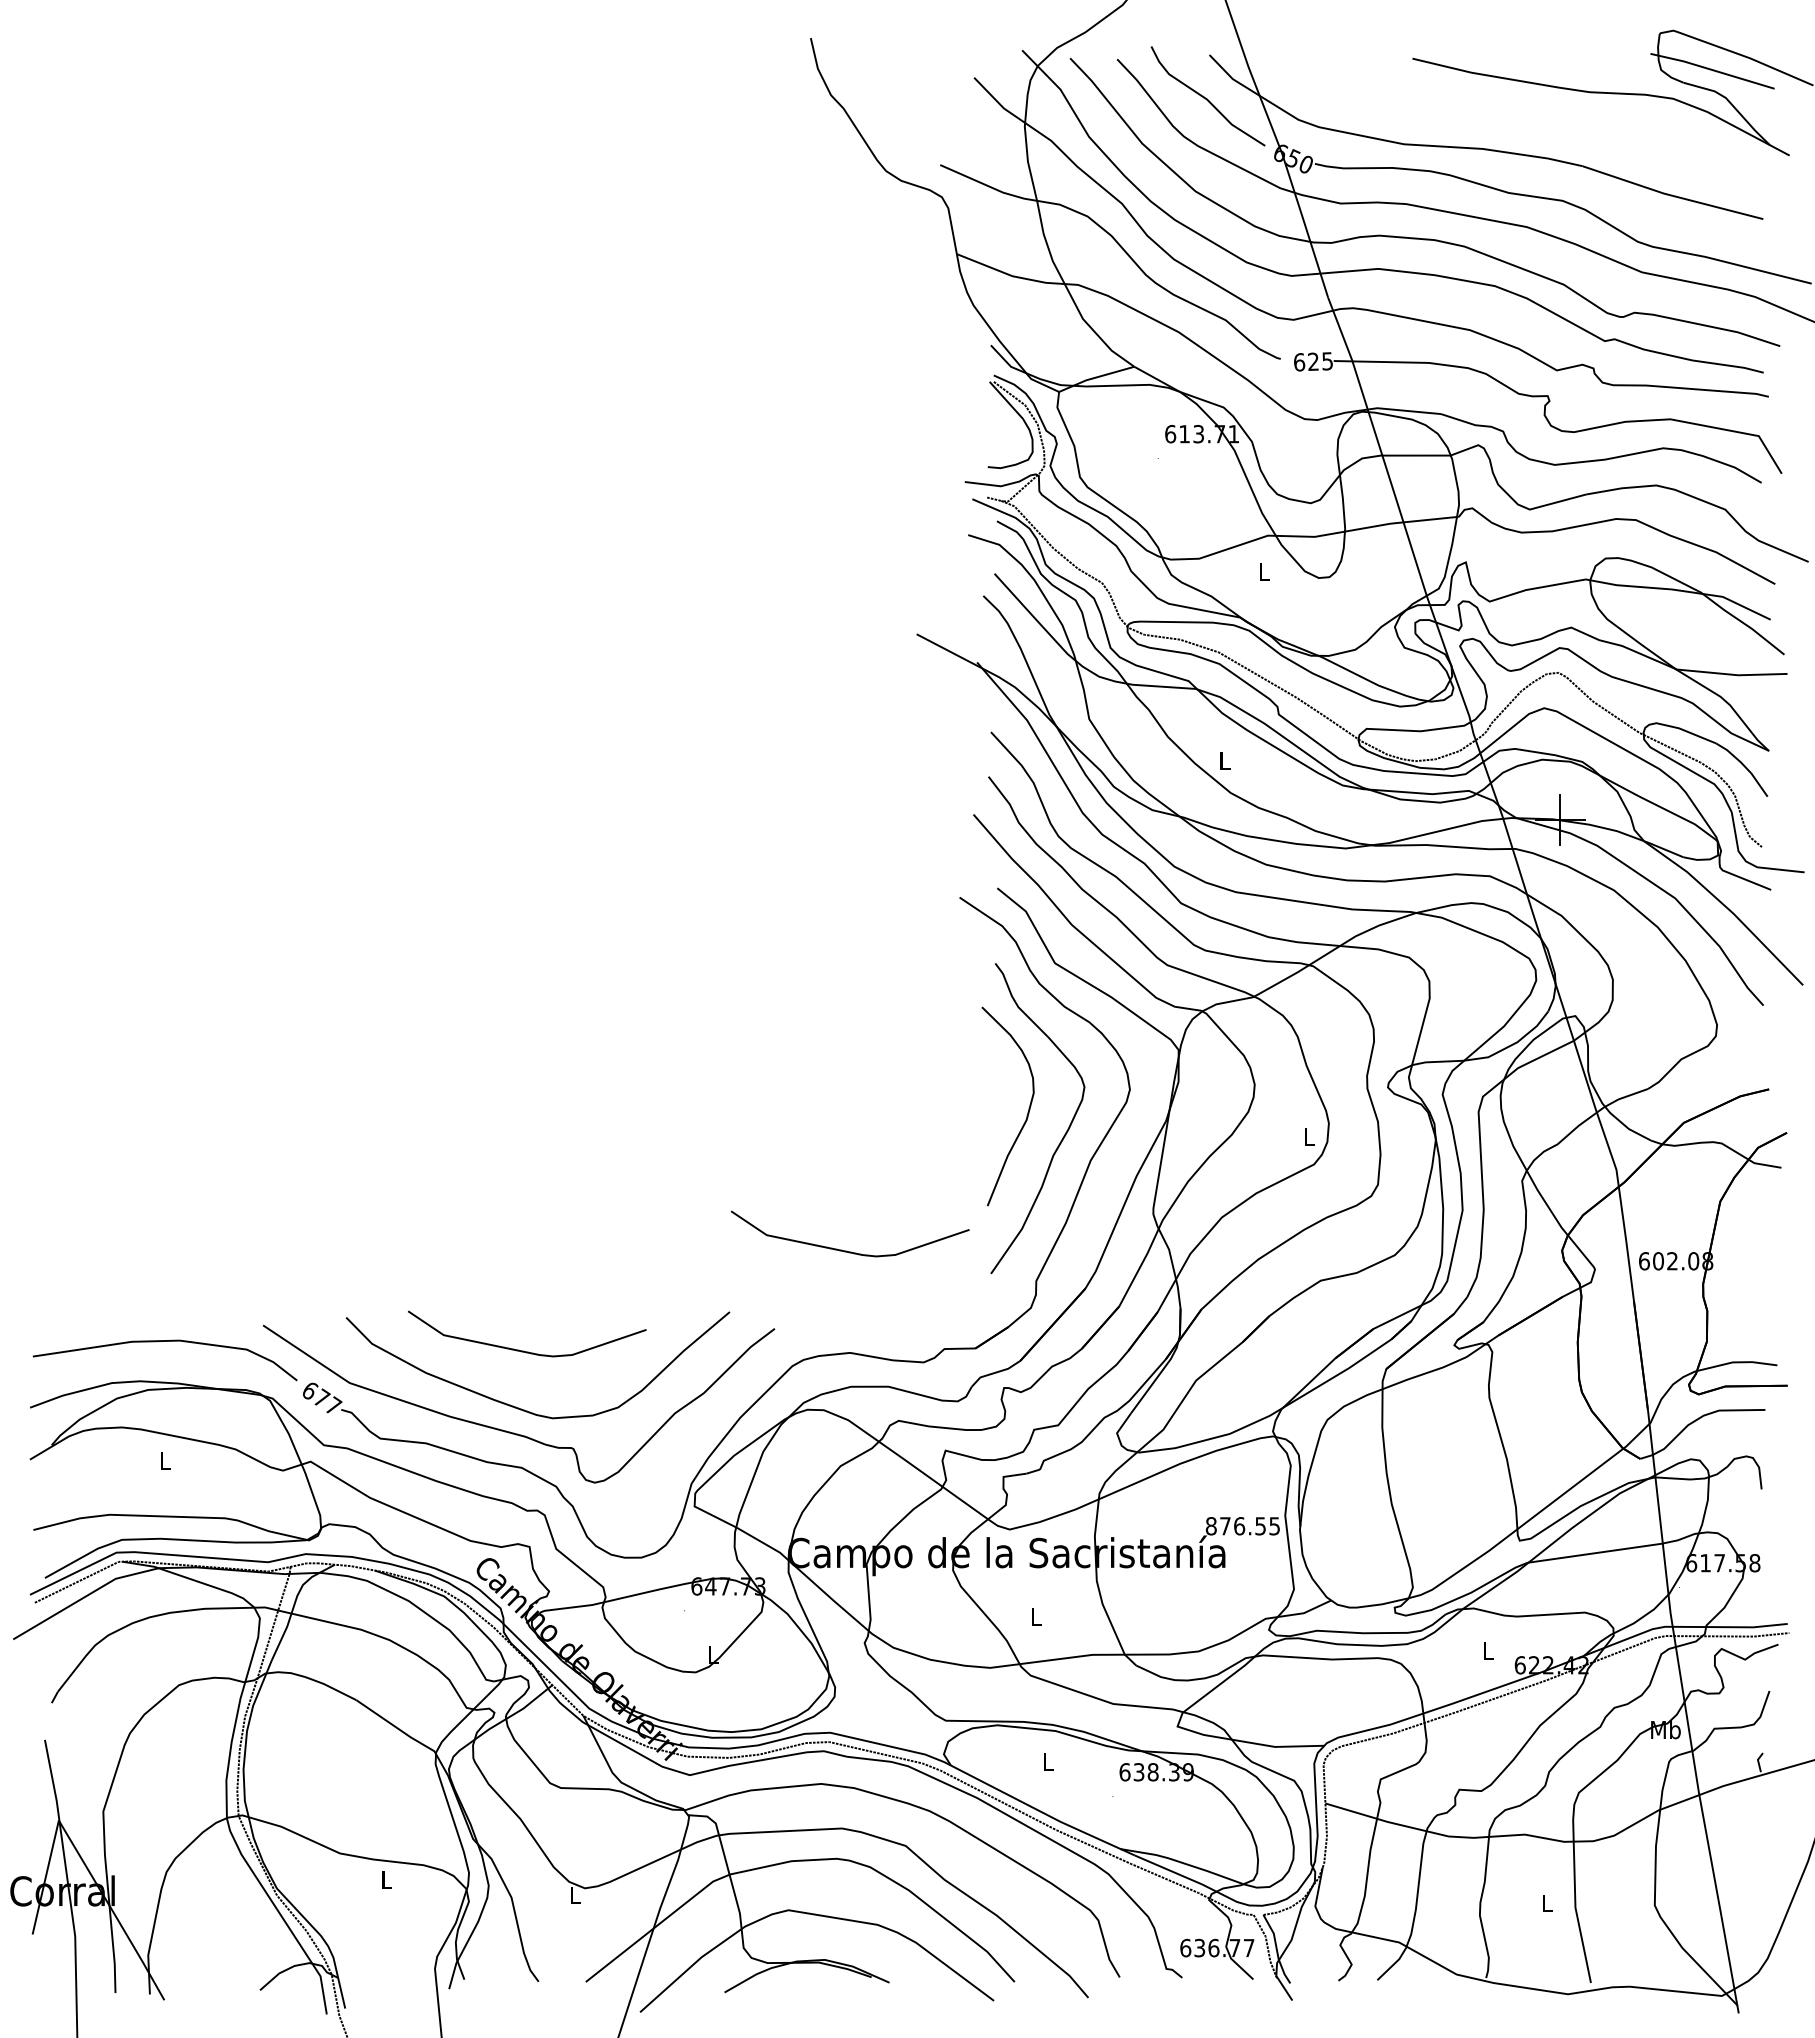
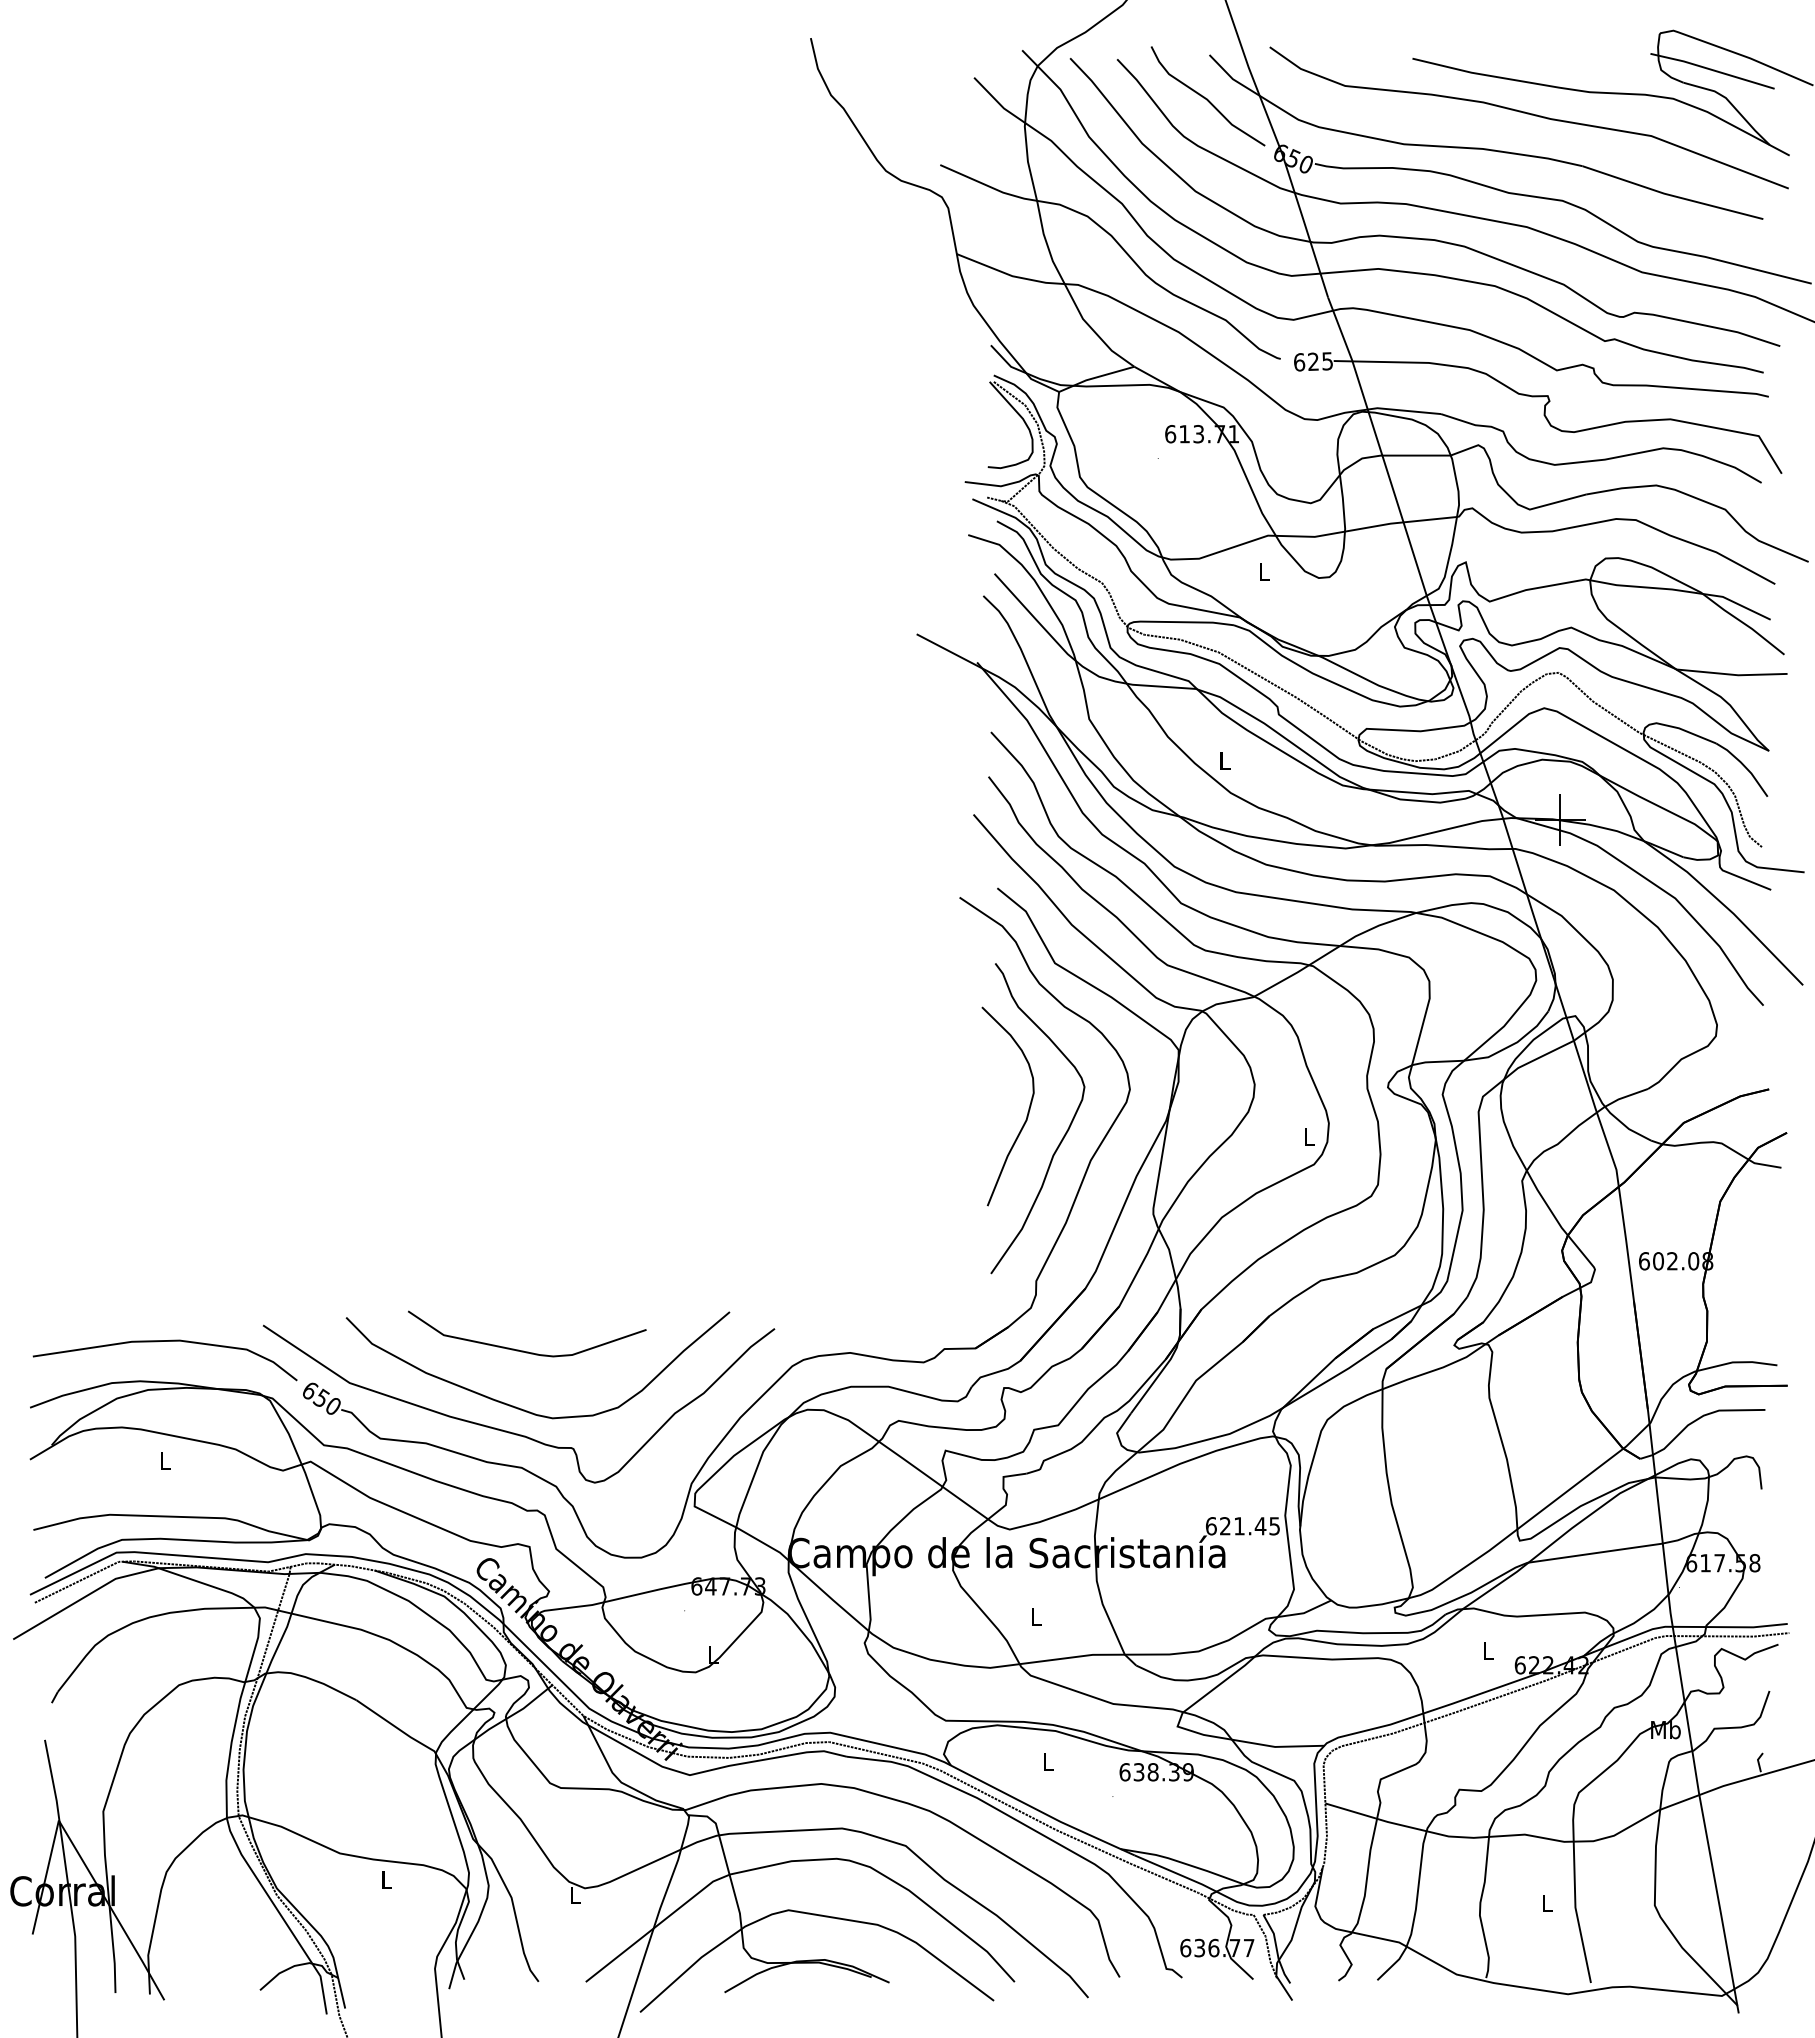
curve: none -> present (1528, 114)
curve: present -> none (846, 1250)
text: 677 -> 650 (327, 1401)
text: 876.55 -> 621.45 (1235, 1526)
